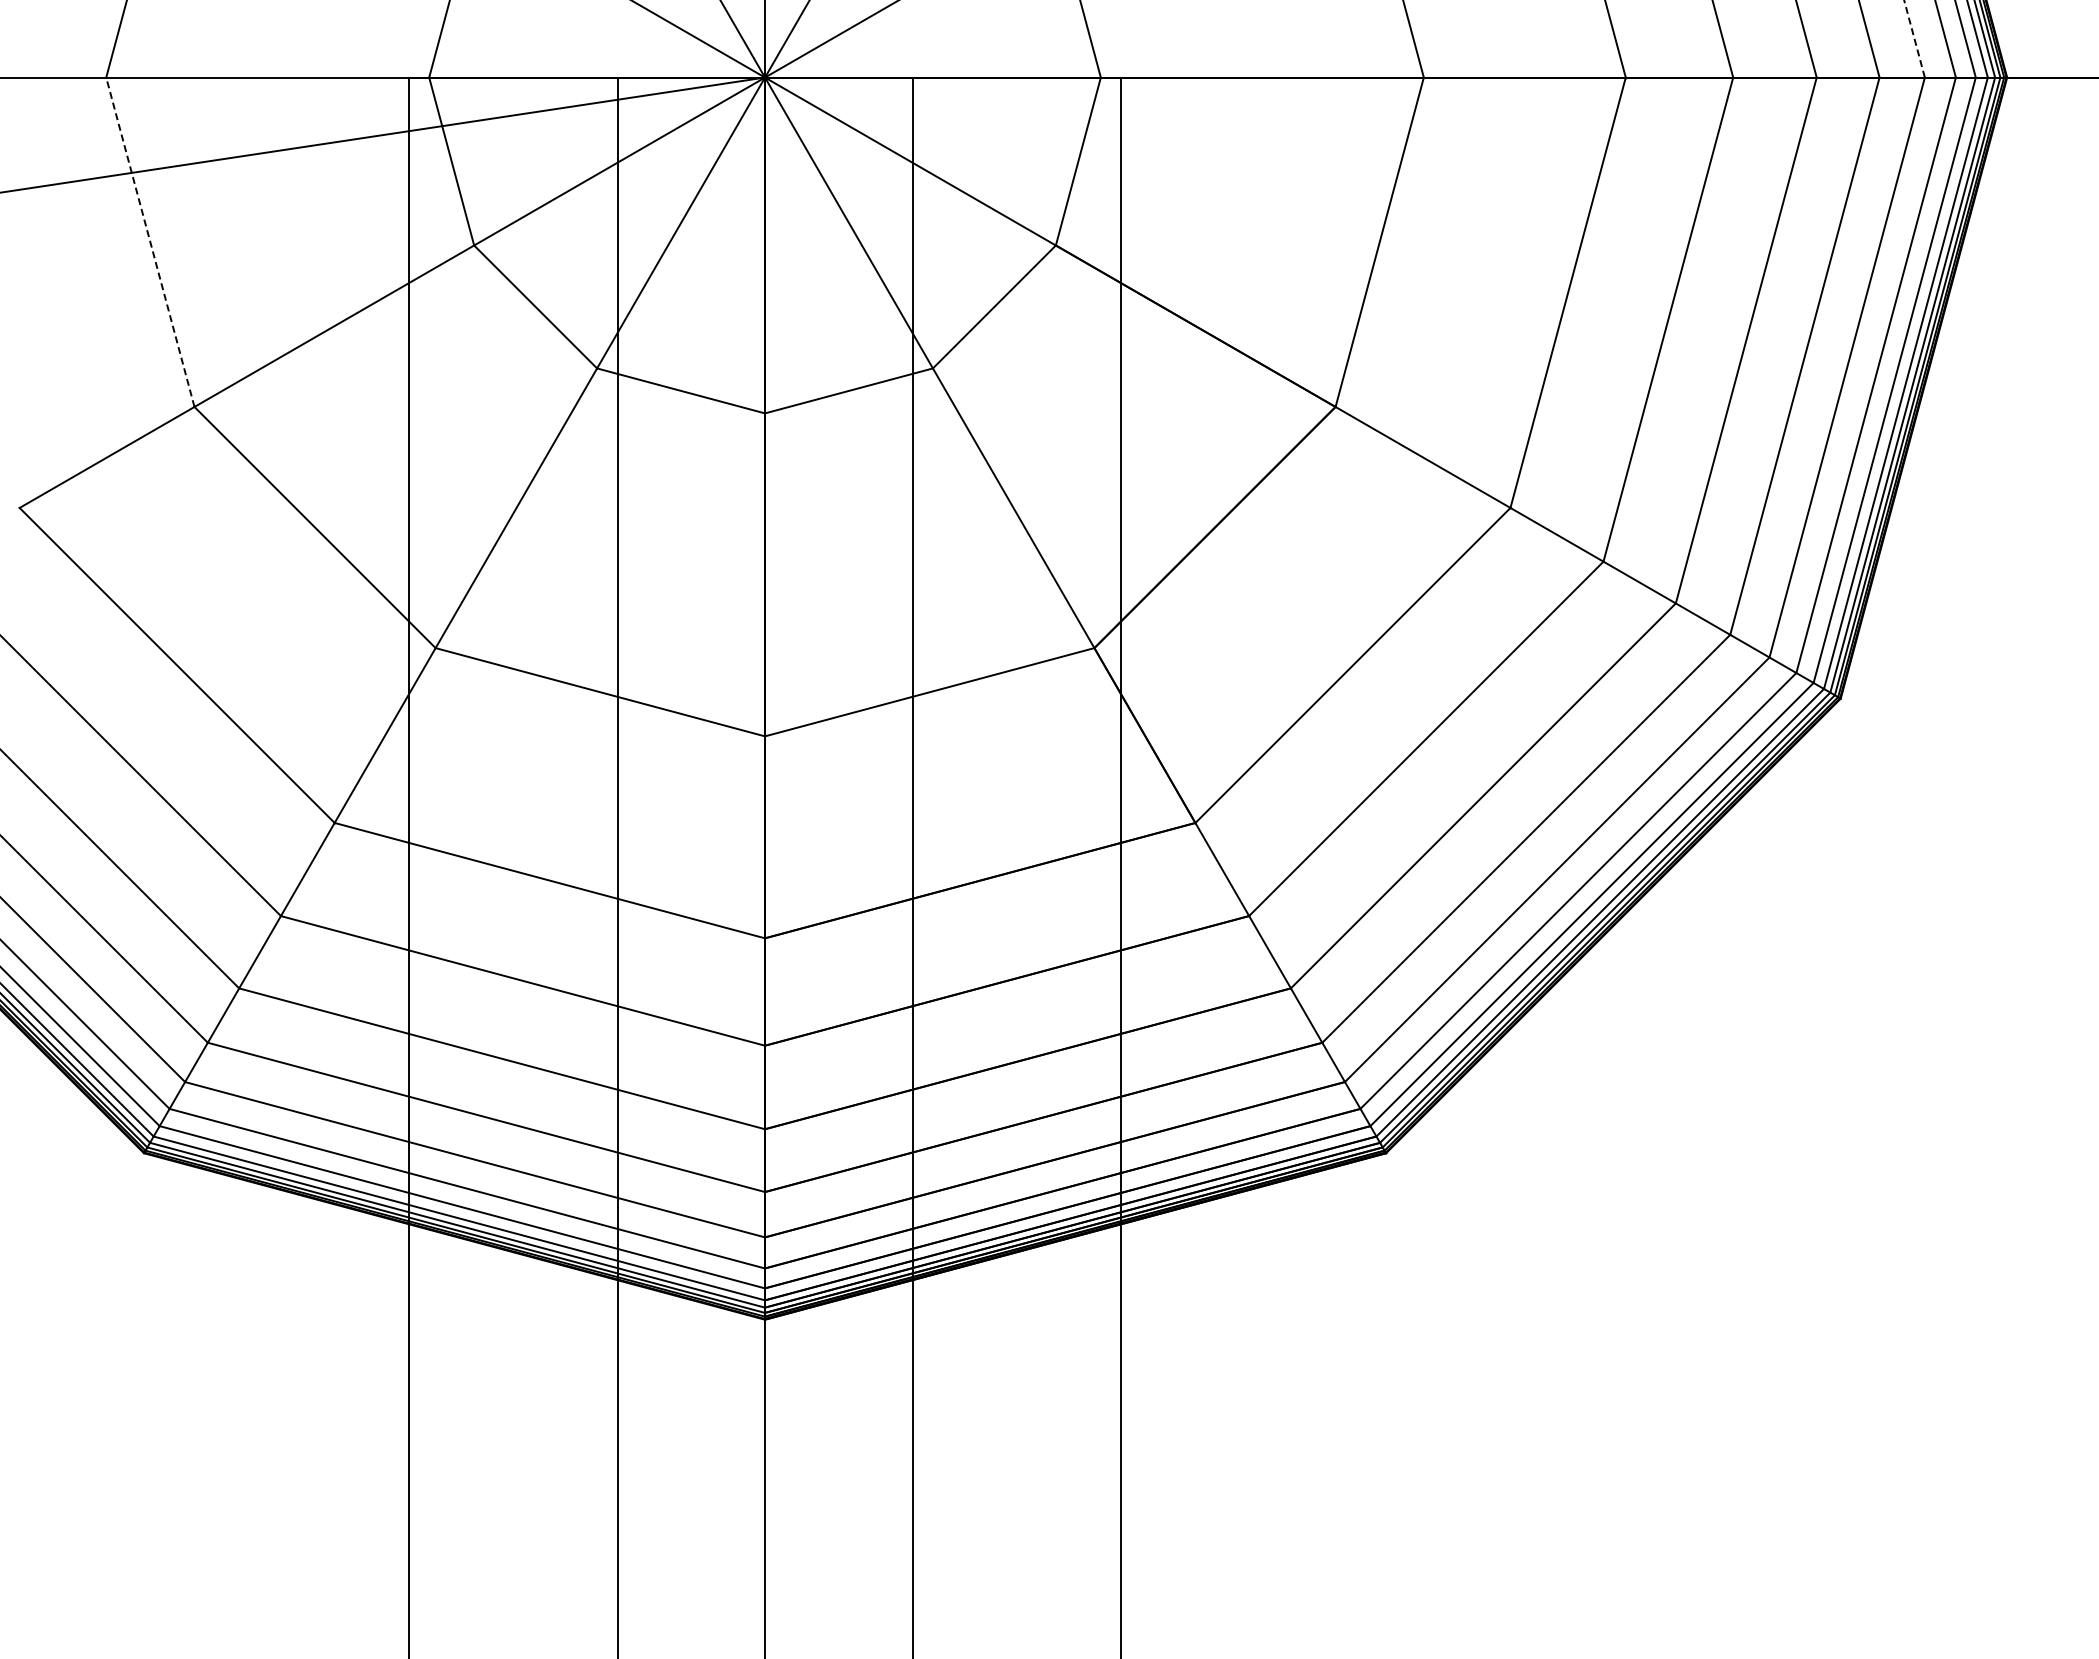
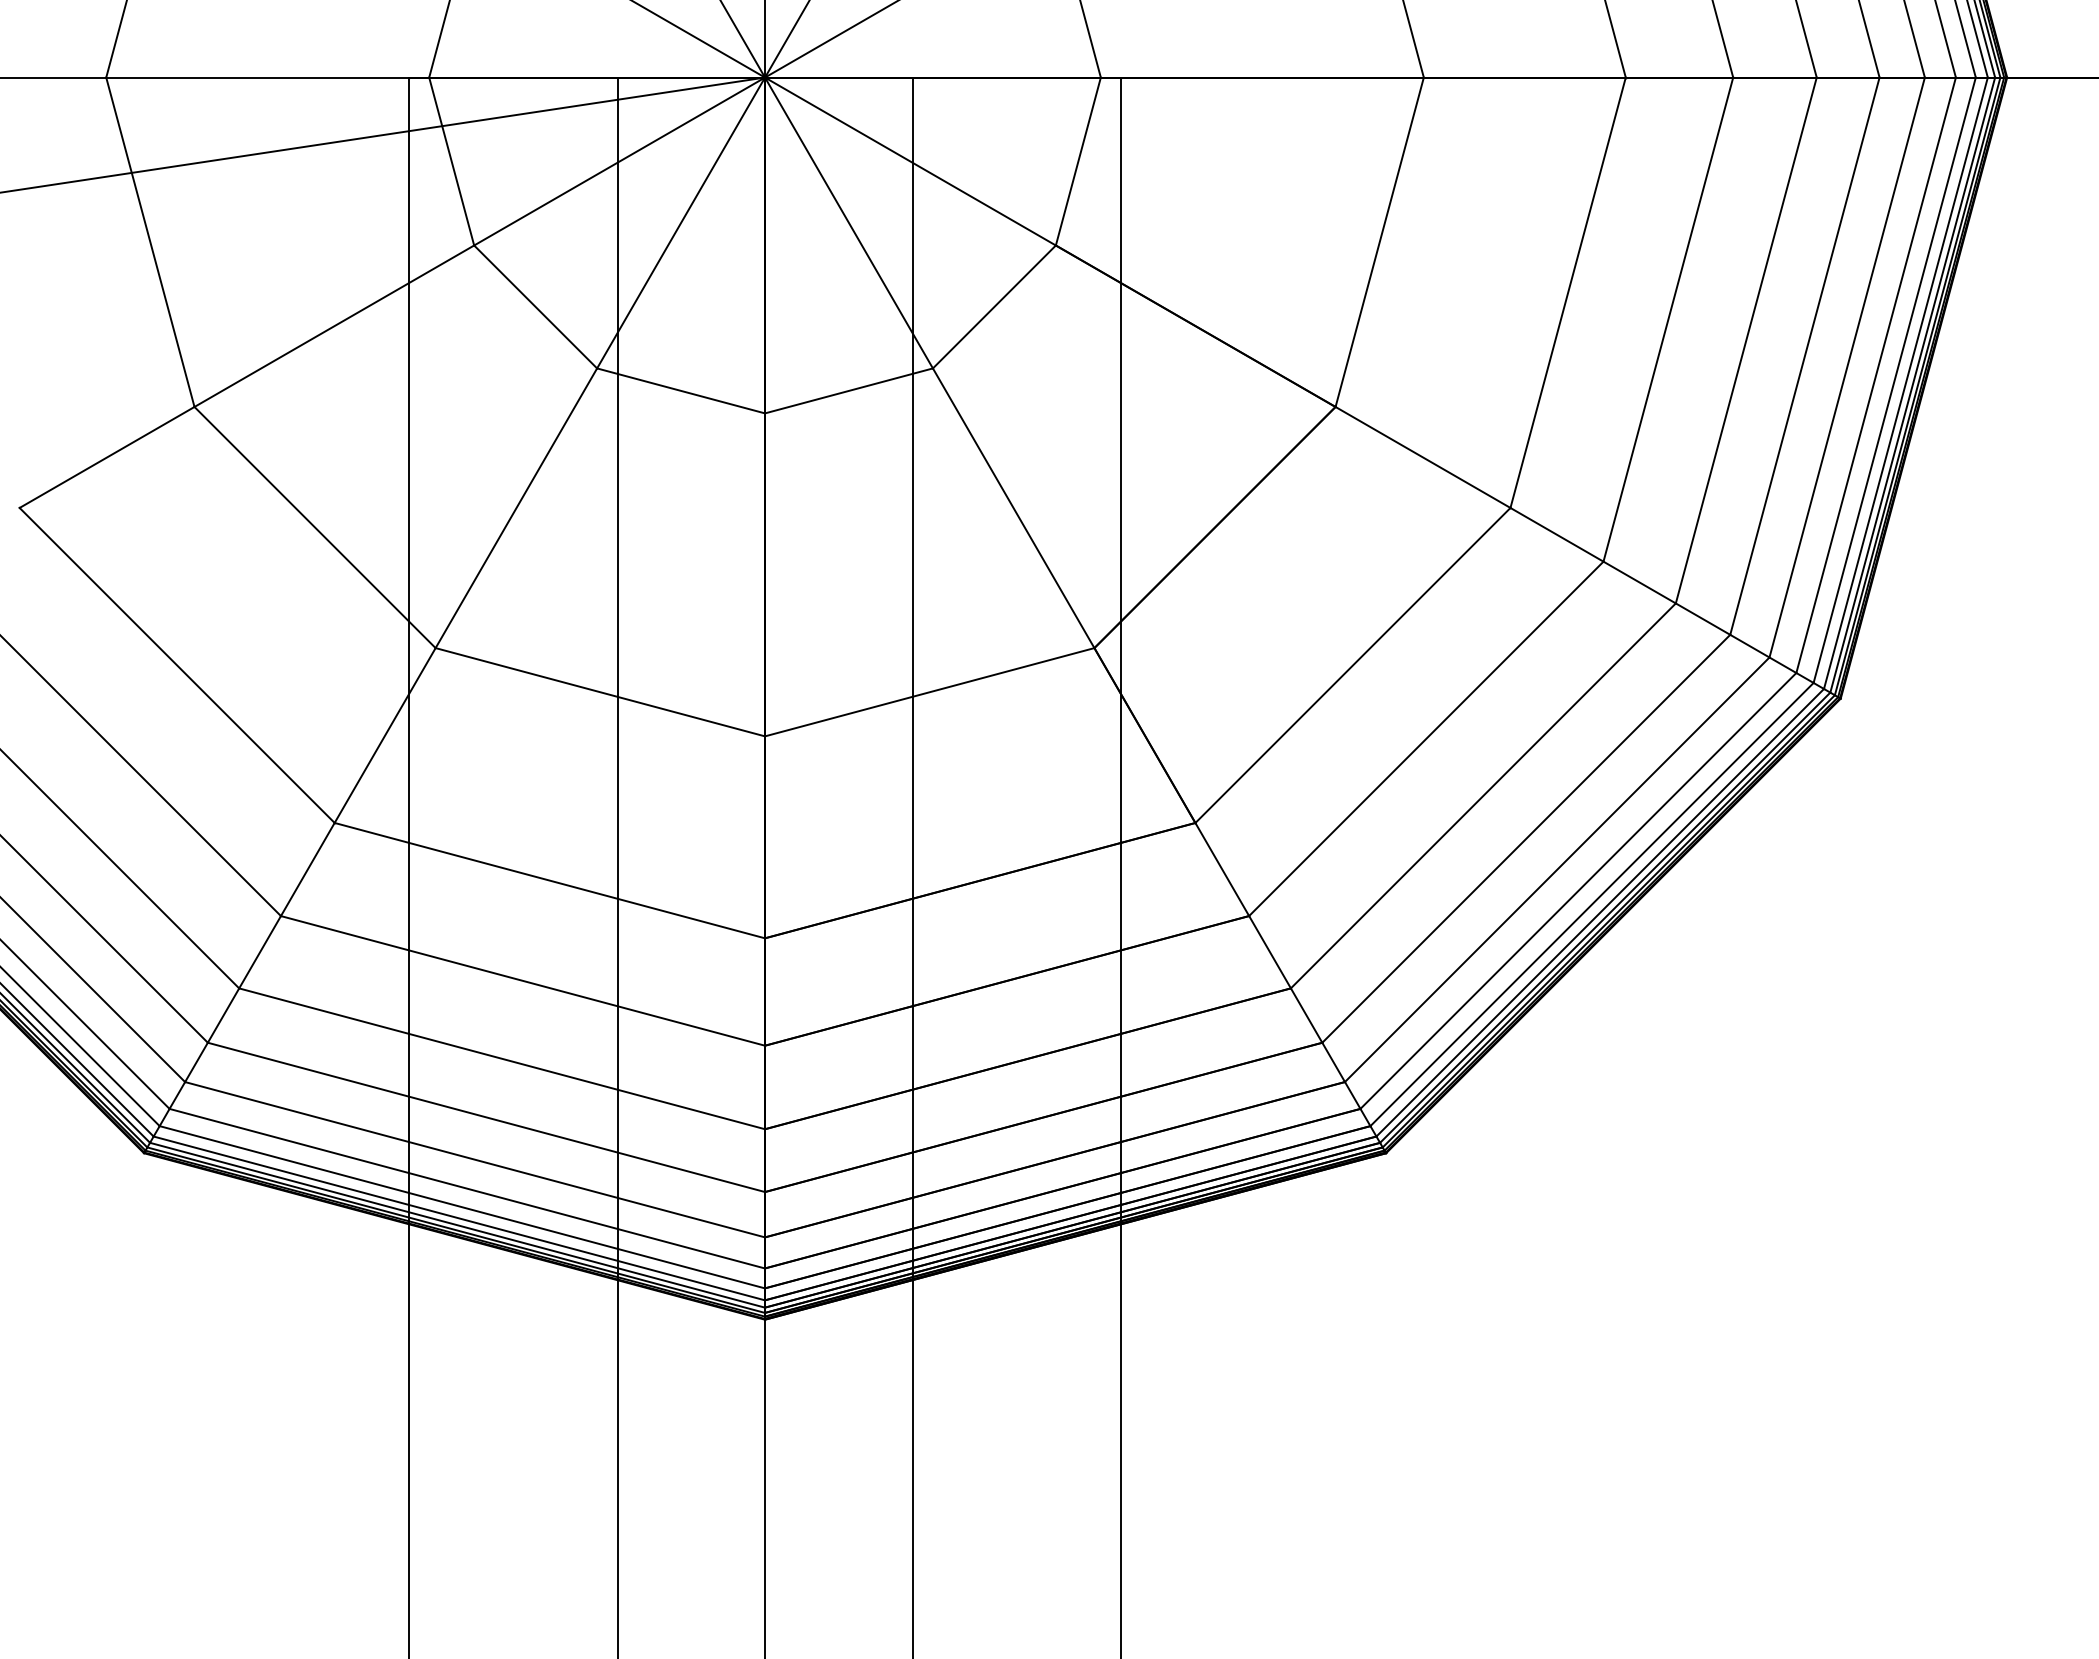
line: dashed -> solid (1914, 38)
line: dashed -> solid (150, 242)
